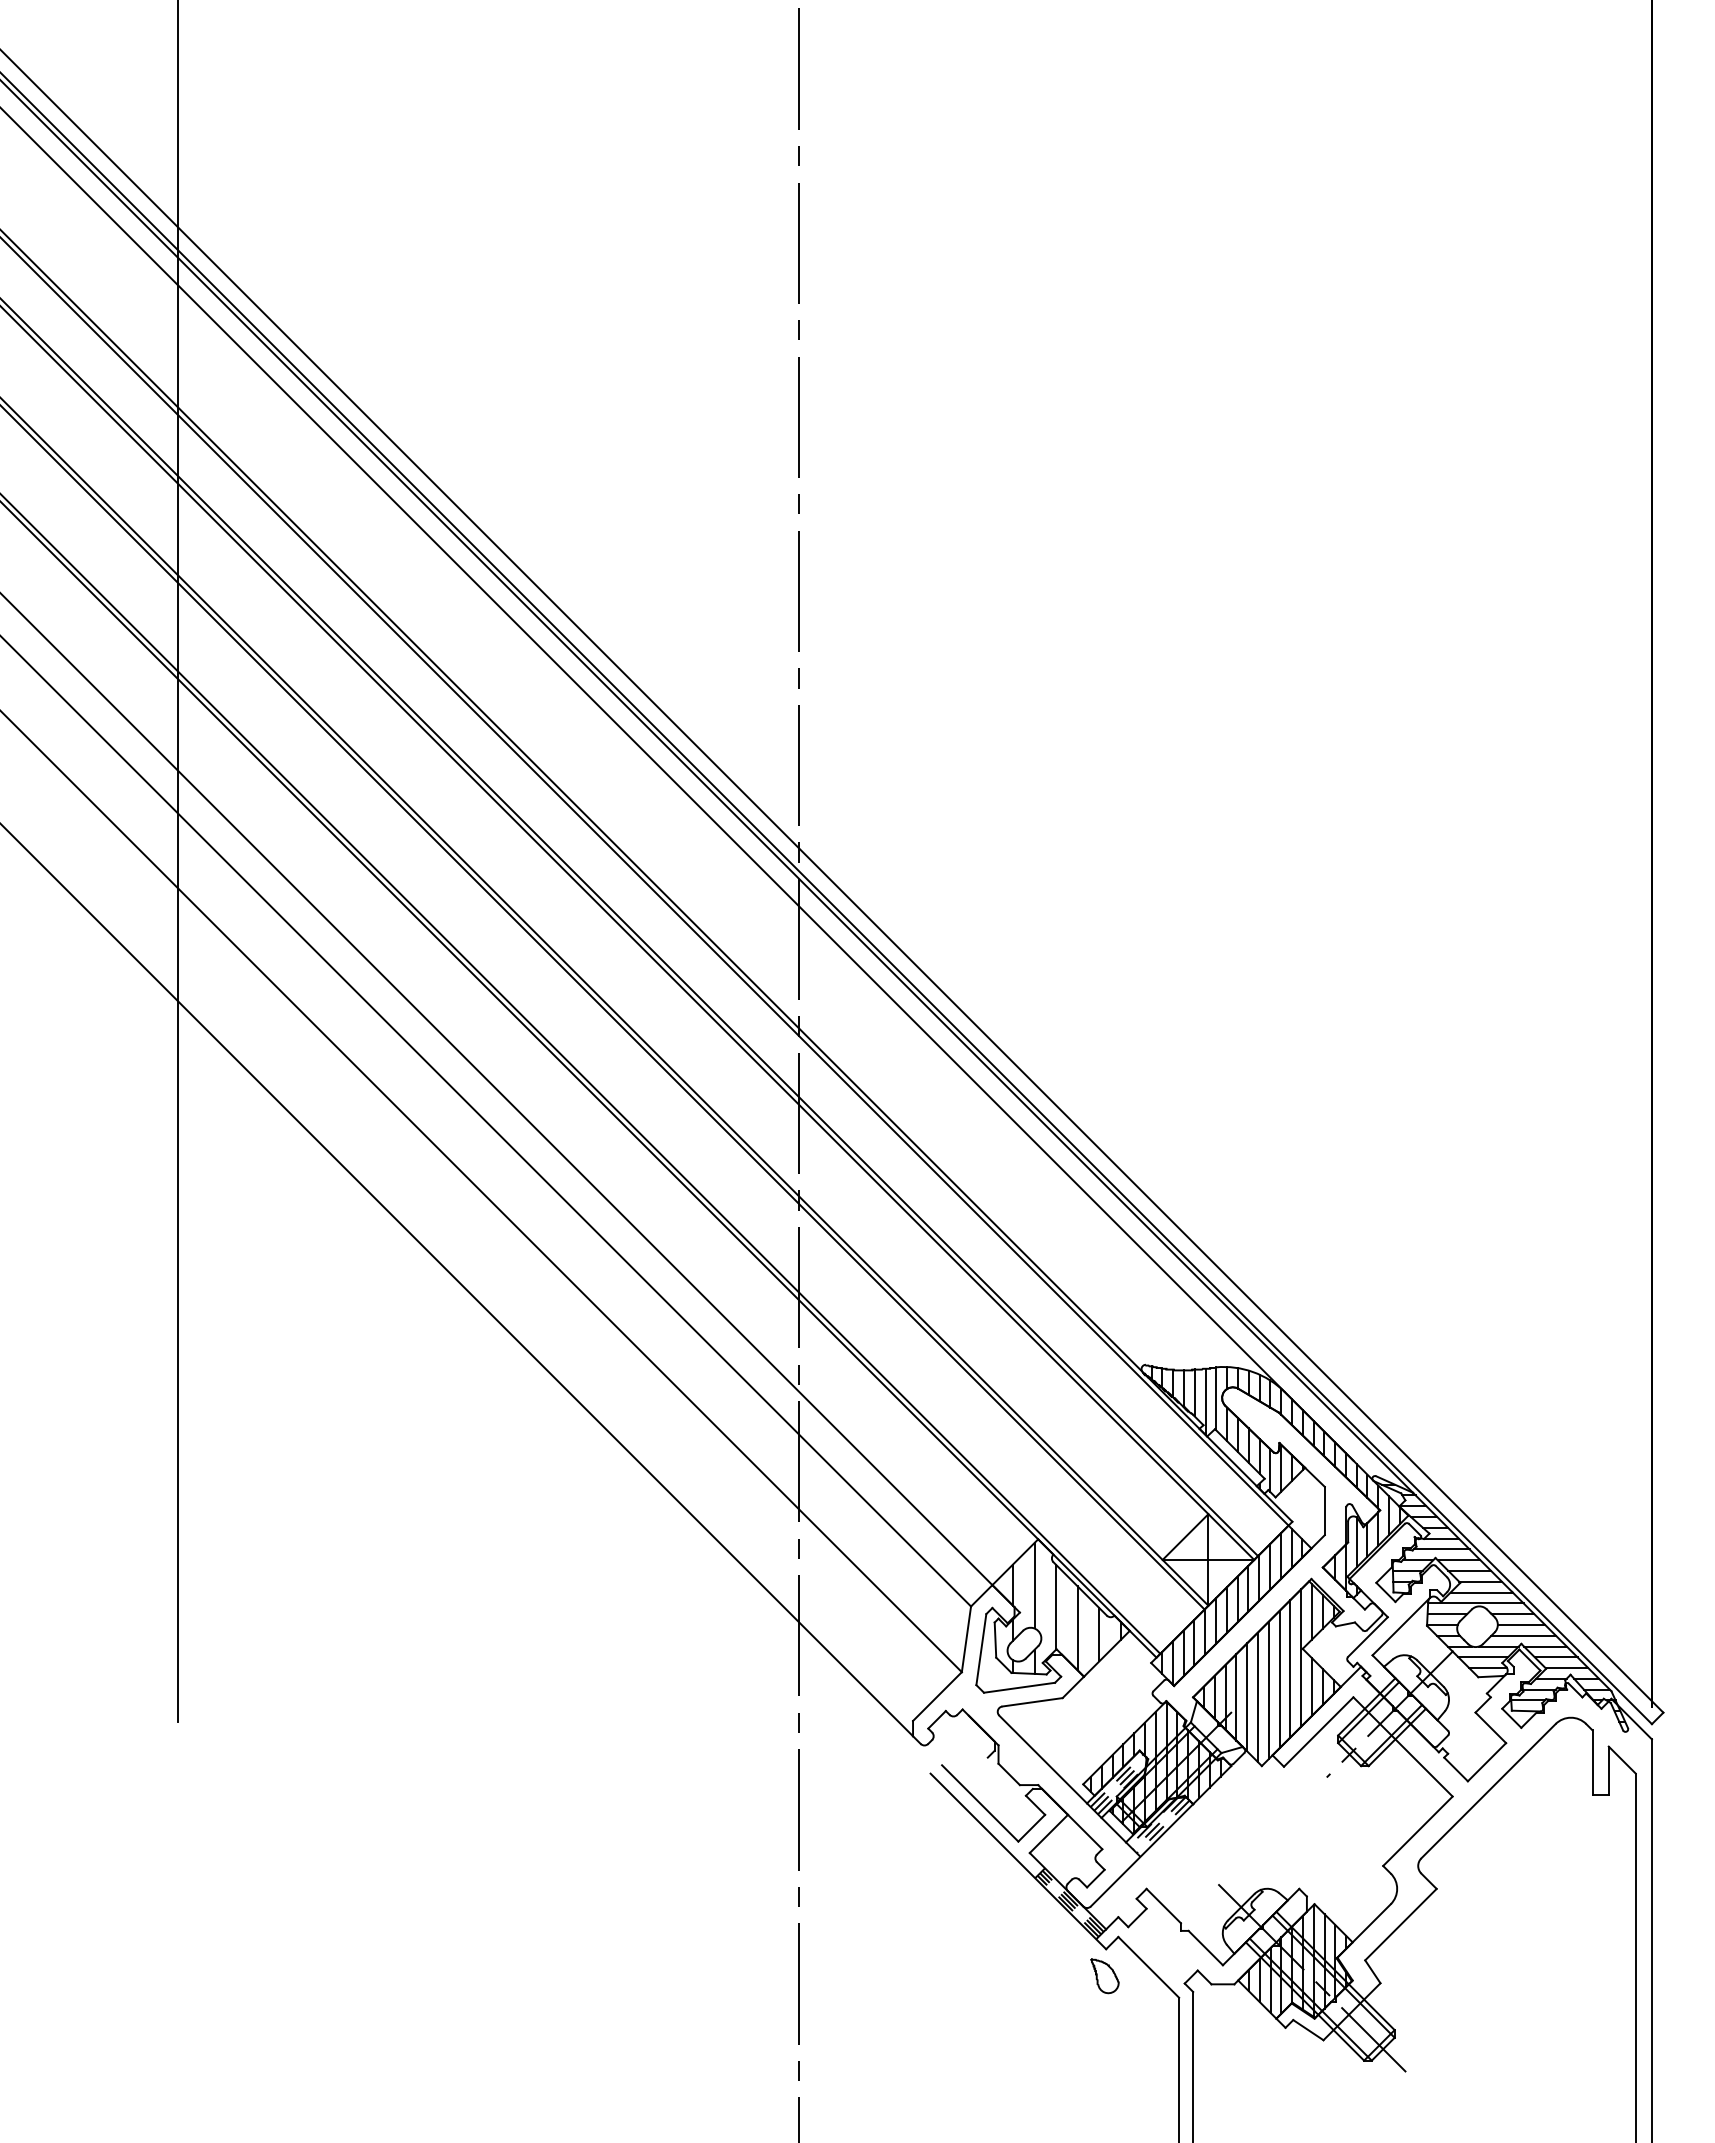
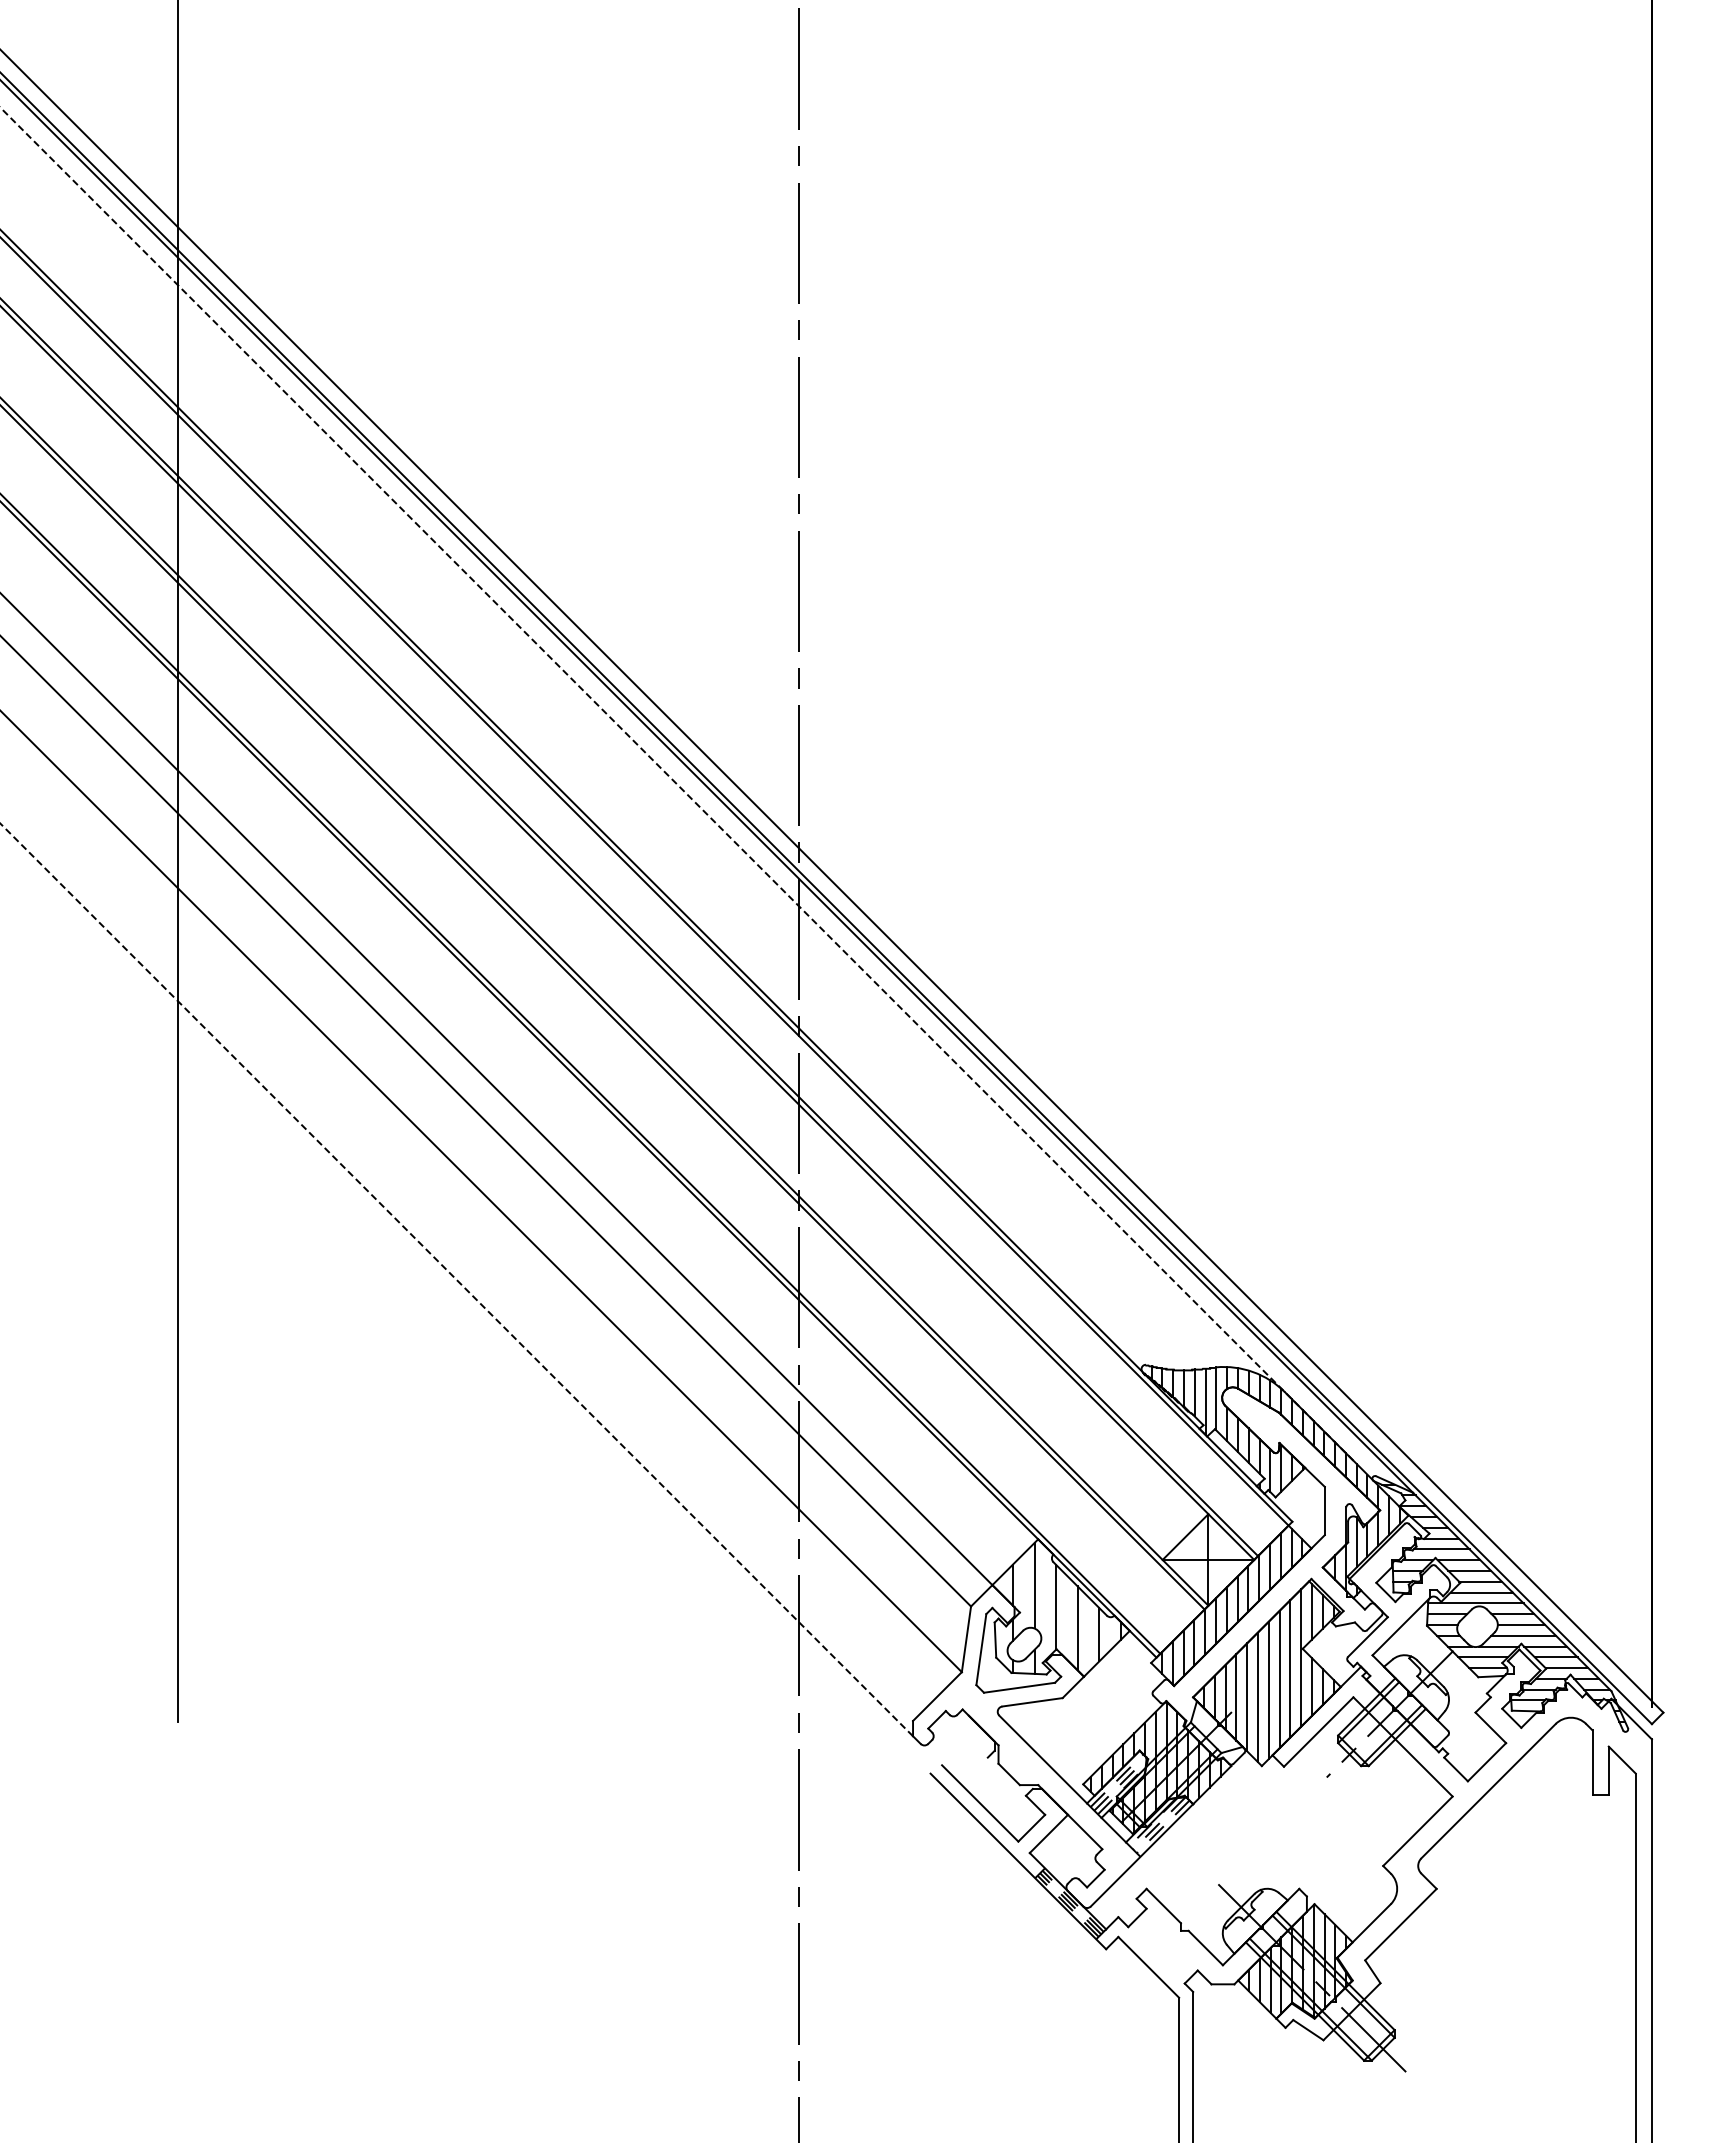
line: solid -> dashed (676, 784)
line: solid -> dashed (456, 1279)
part: present -> none (1104, 1976)
